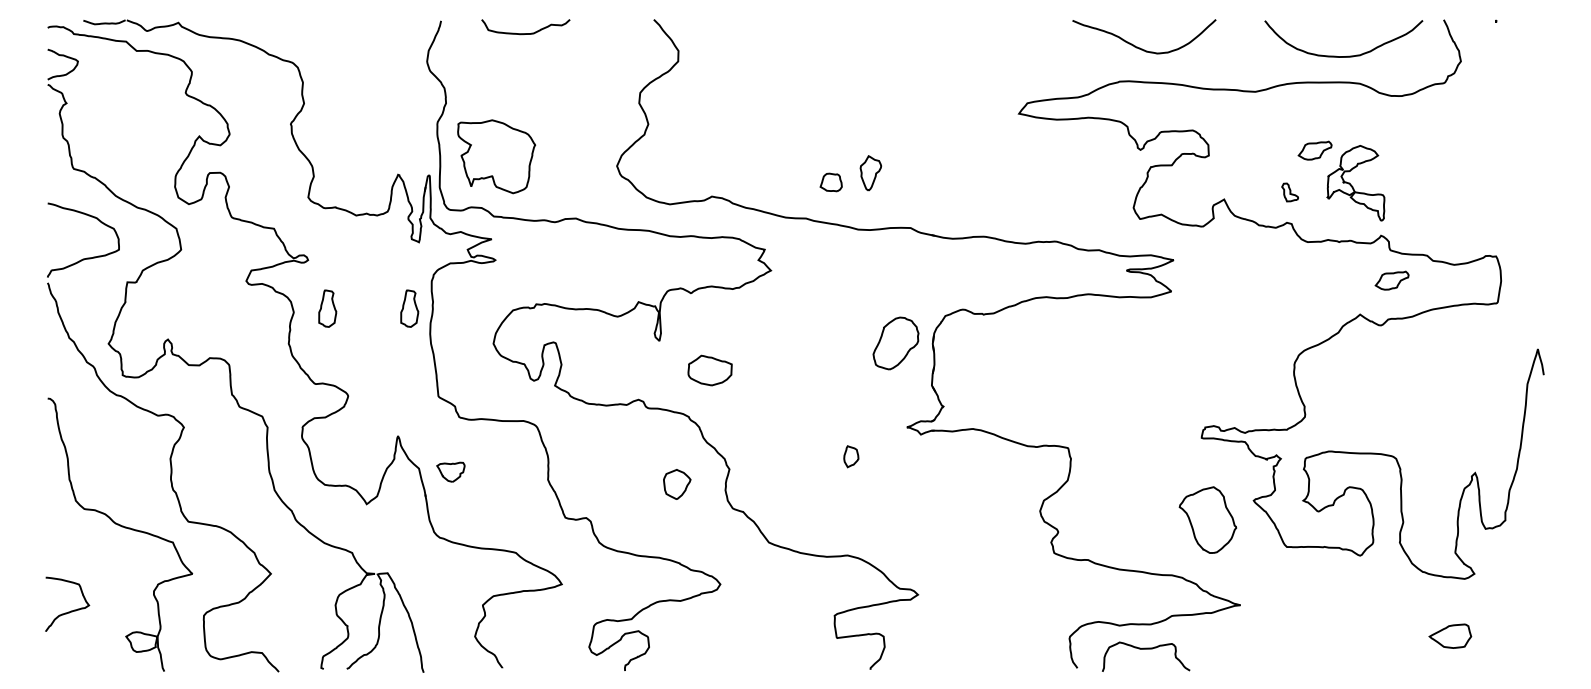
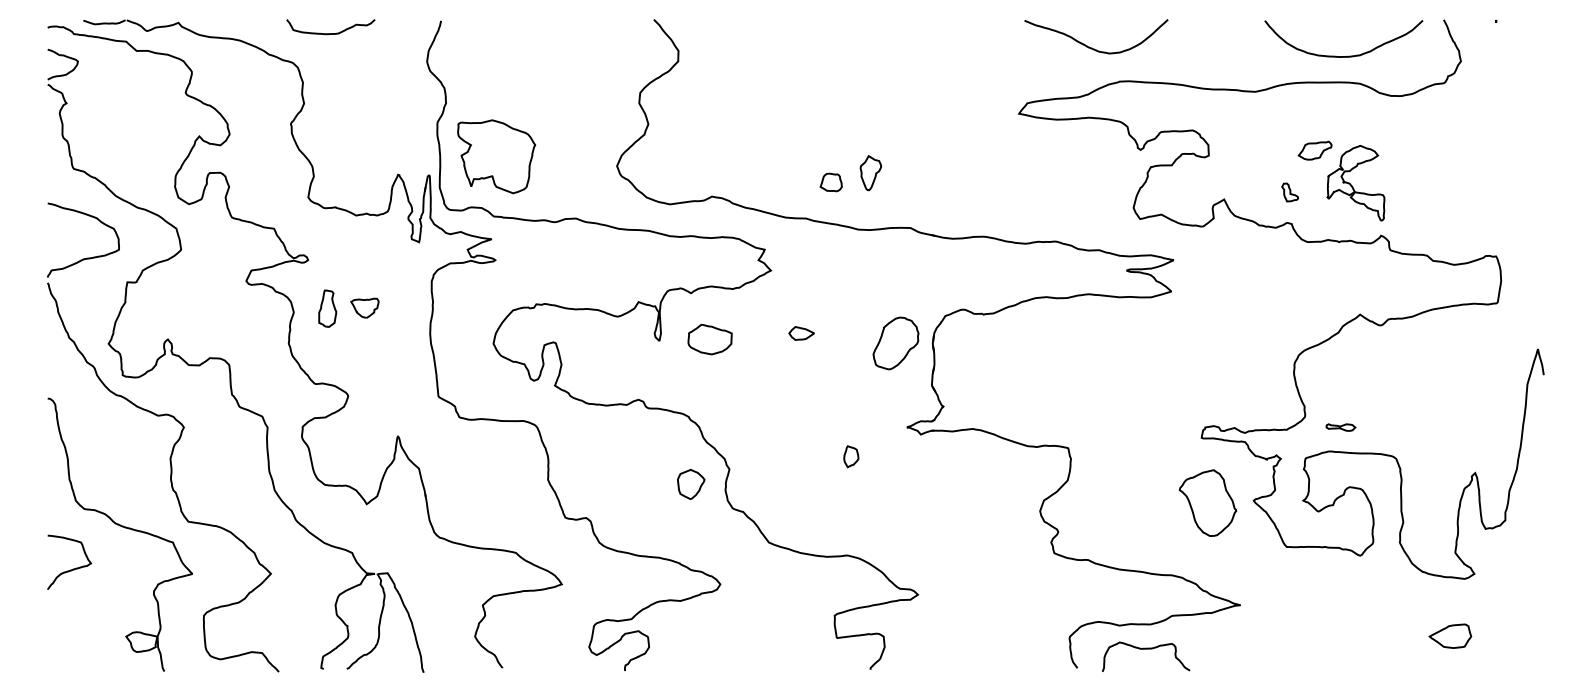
curve position: (525, 33) -> (330, 33) (330, 33)
curve position: (1140, 47) -> (1092, 47) (1092, 47)
part: present -> none (1391, 280)
part: present -> none (409, 308)
part: none -> present (801, 333)
part position: (709, 370) -> (709, 339) (709, 339)
part: none -> present (1340, 427)
part position: (450, 471) -> (364, 307) (364, 307)
part position: (677, 484) -> (691, 484) (691, 484)
part position: (1207, 519) -> (1207, 502) (1207, 502)
curve position: (71, 610) -> (73, 568) (73, 568)
